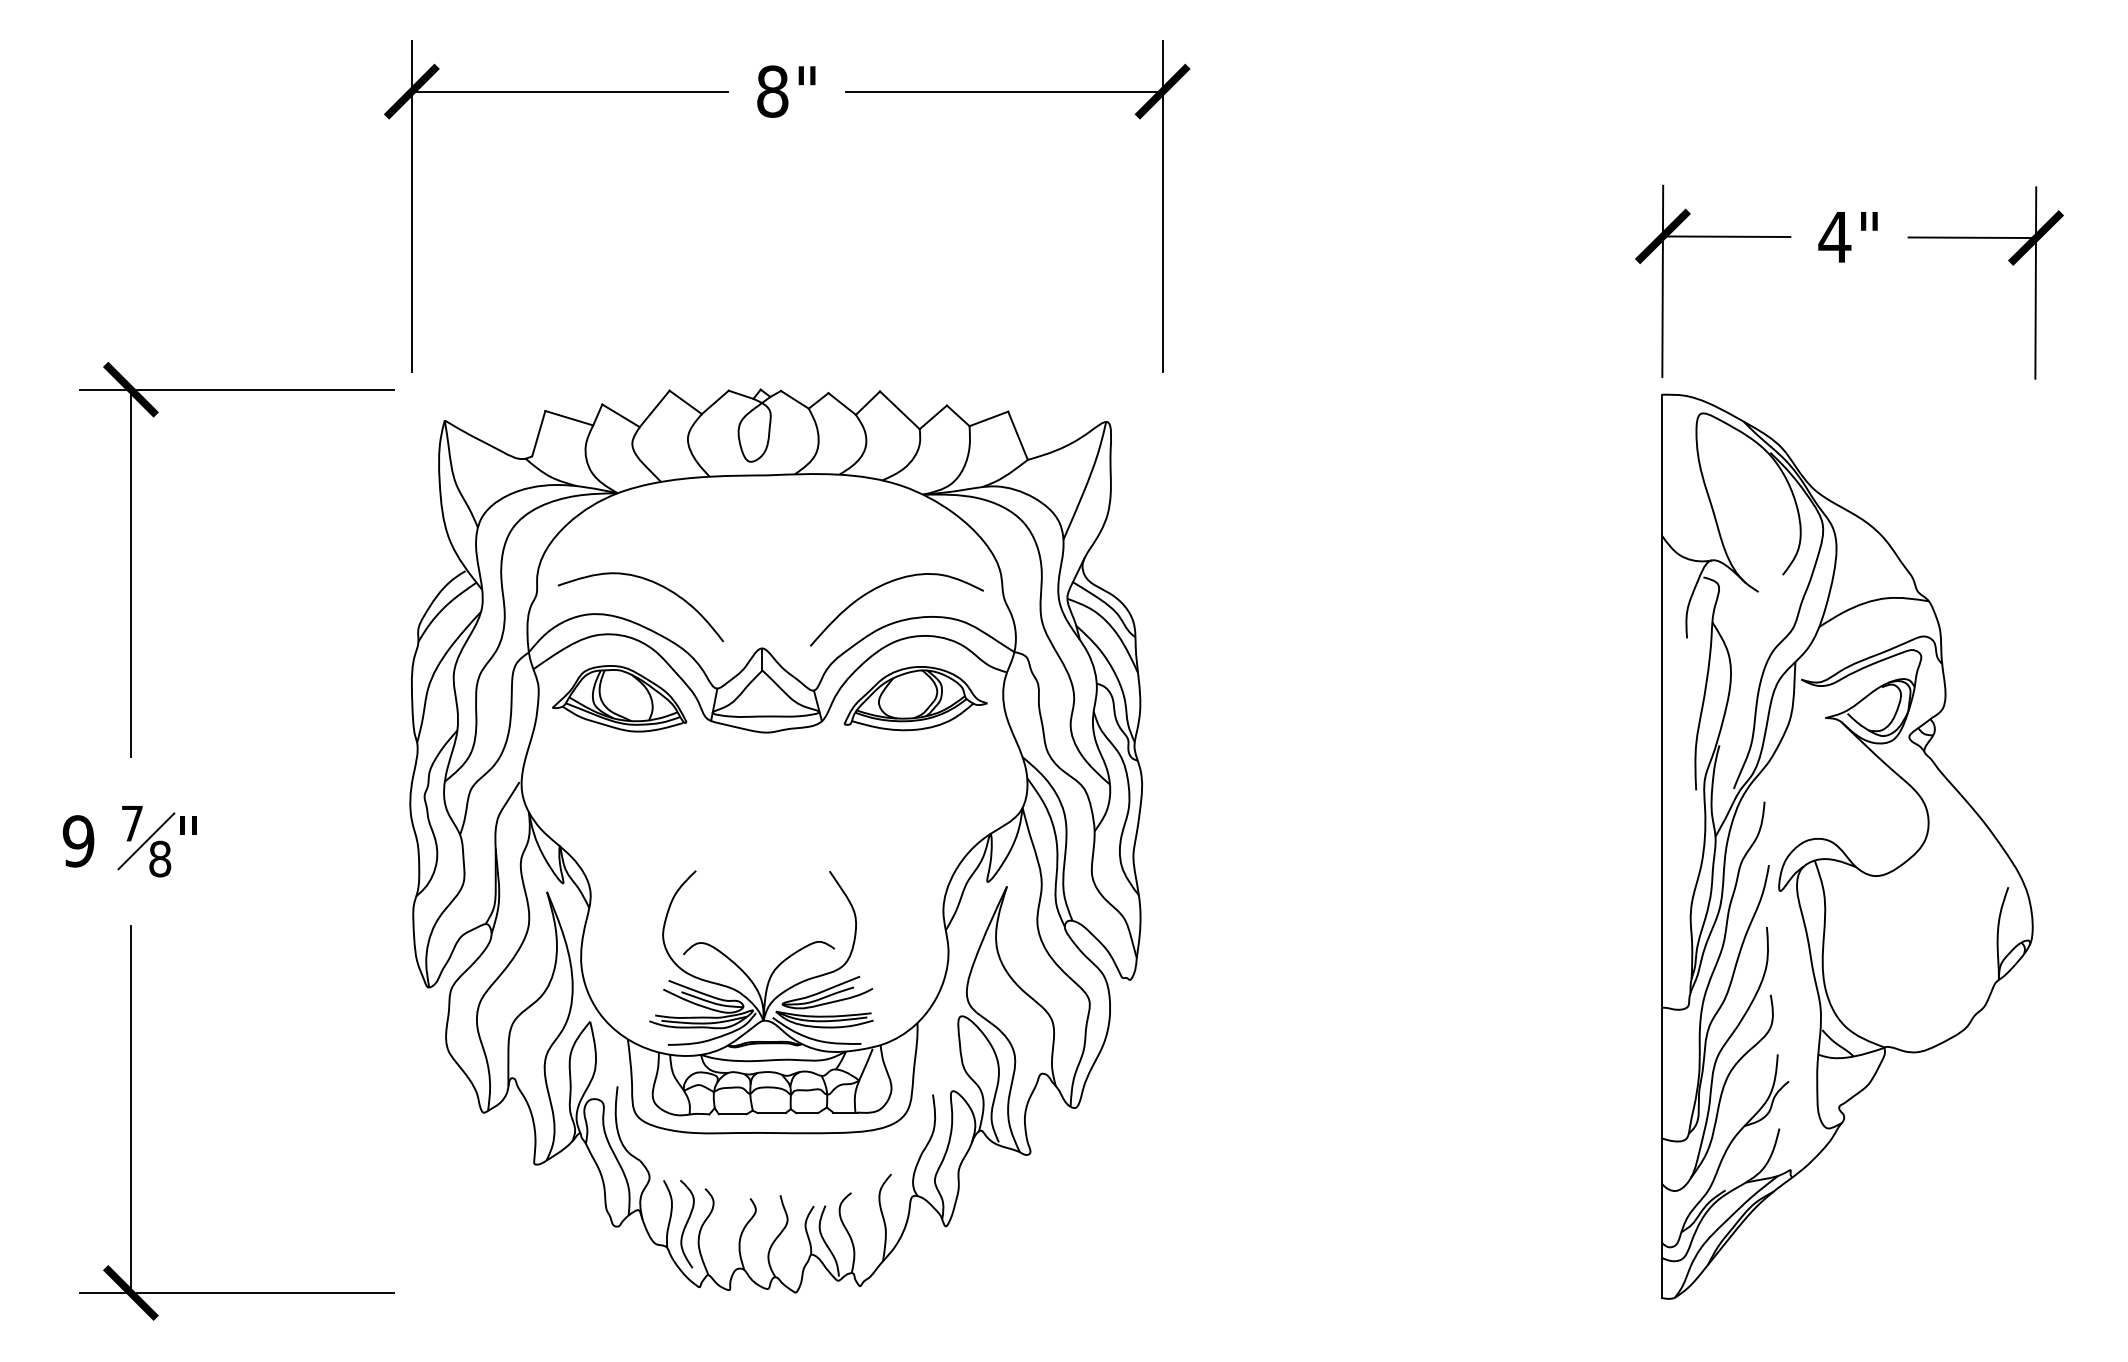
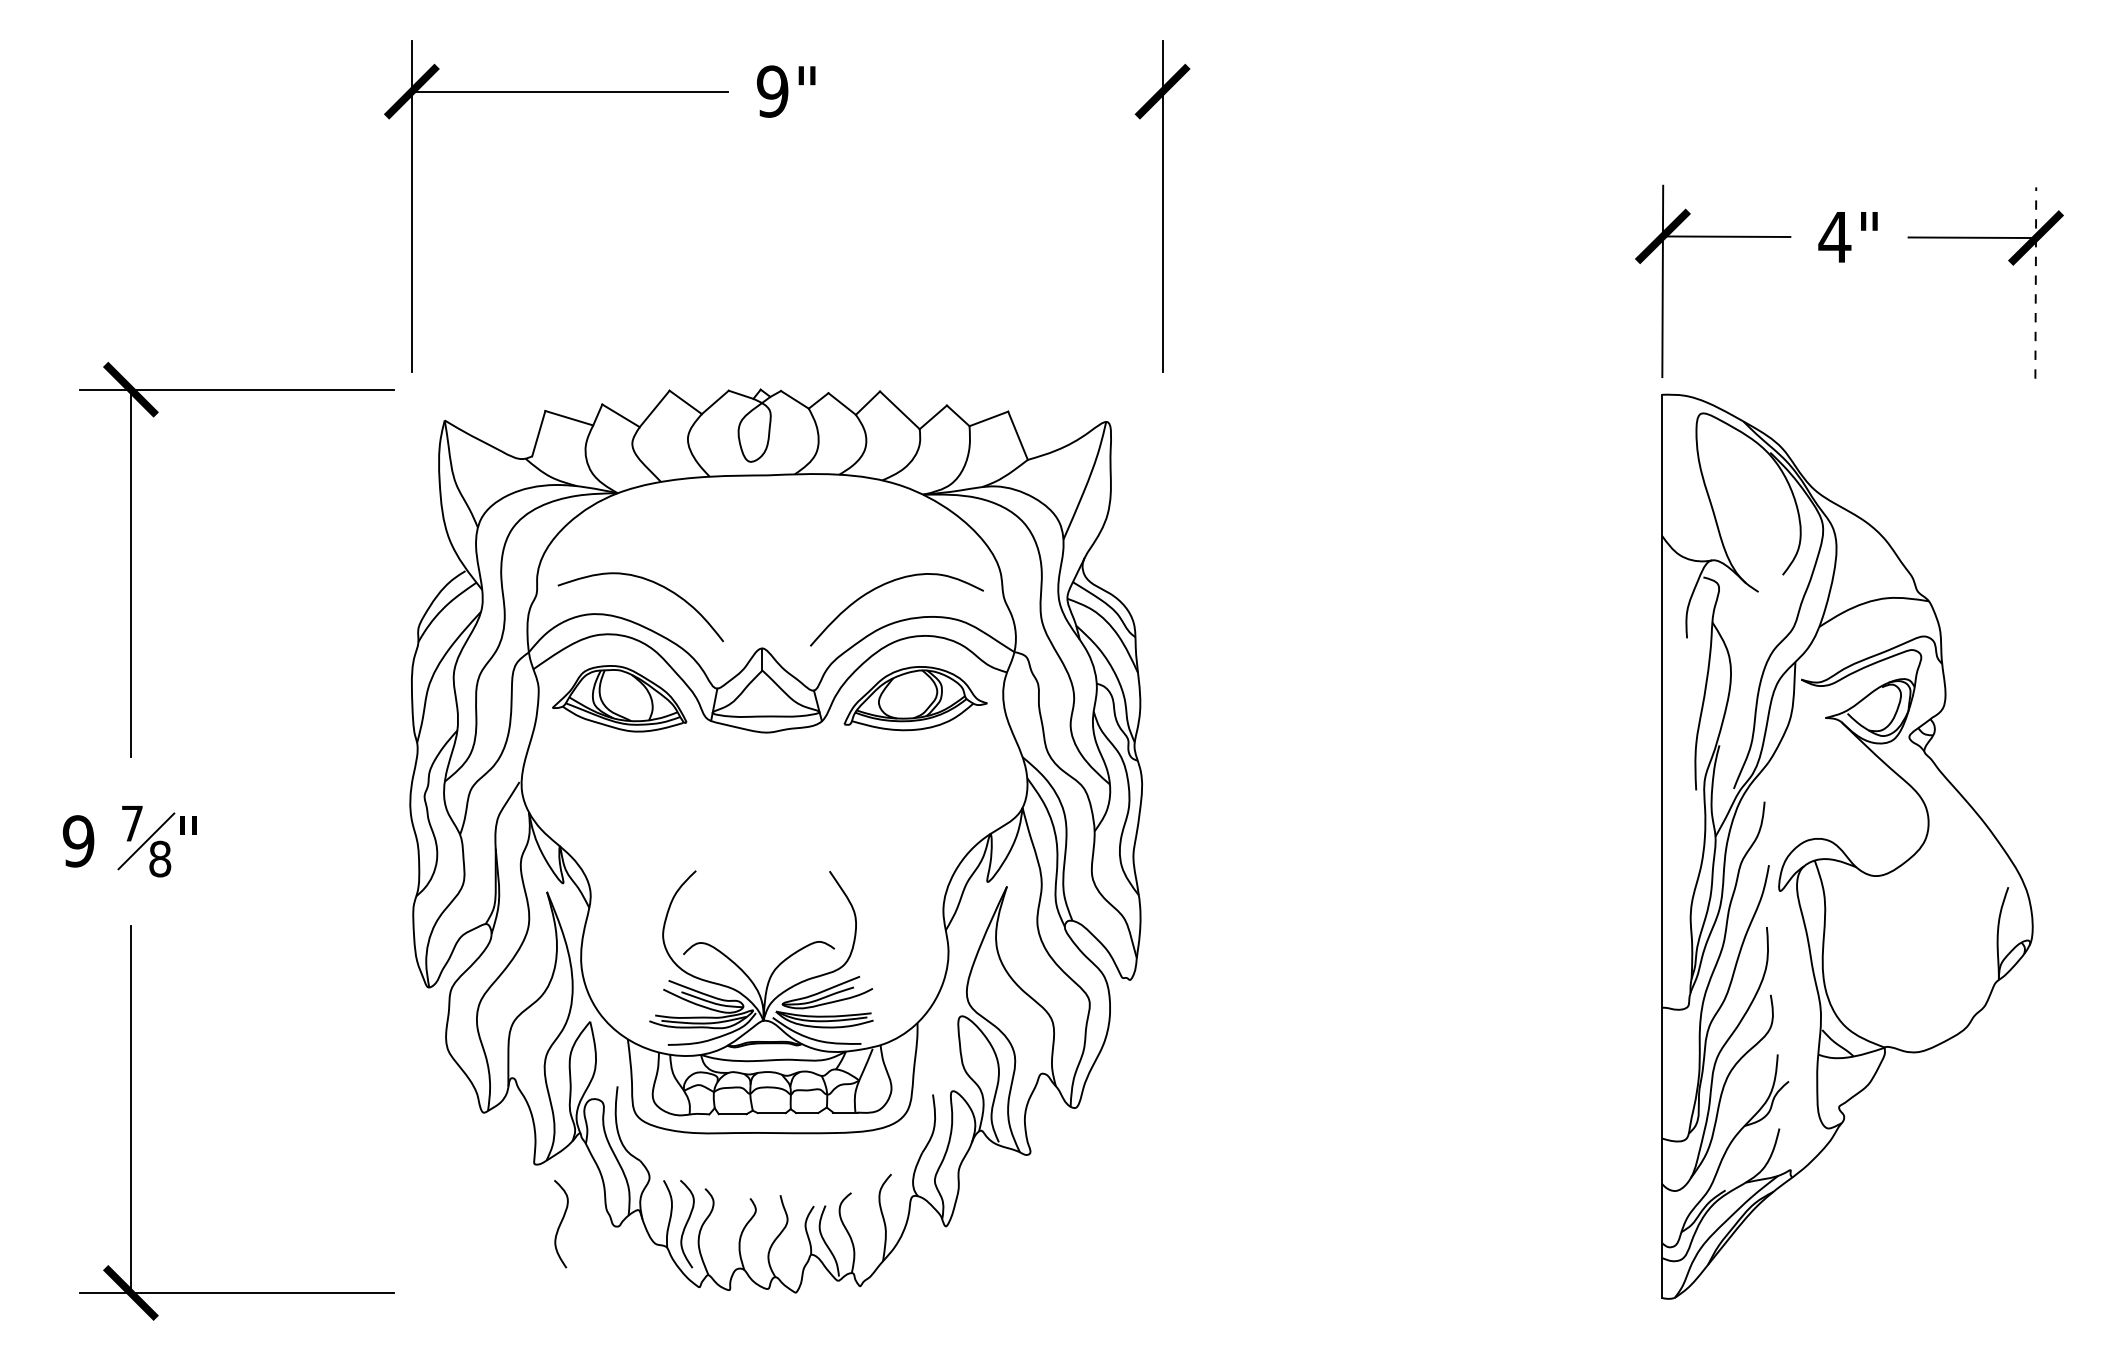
text: 8" -> 9" (772, 91)
line: present -> none (1004, 91)
line: solid -> dashed (2035, 283)
curve: none -> present (561, 1224)
